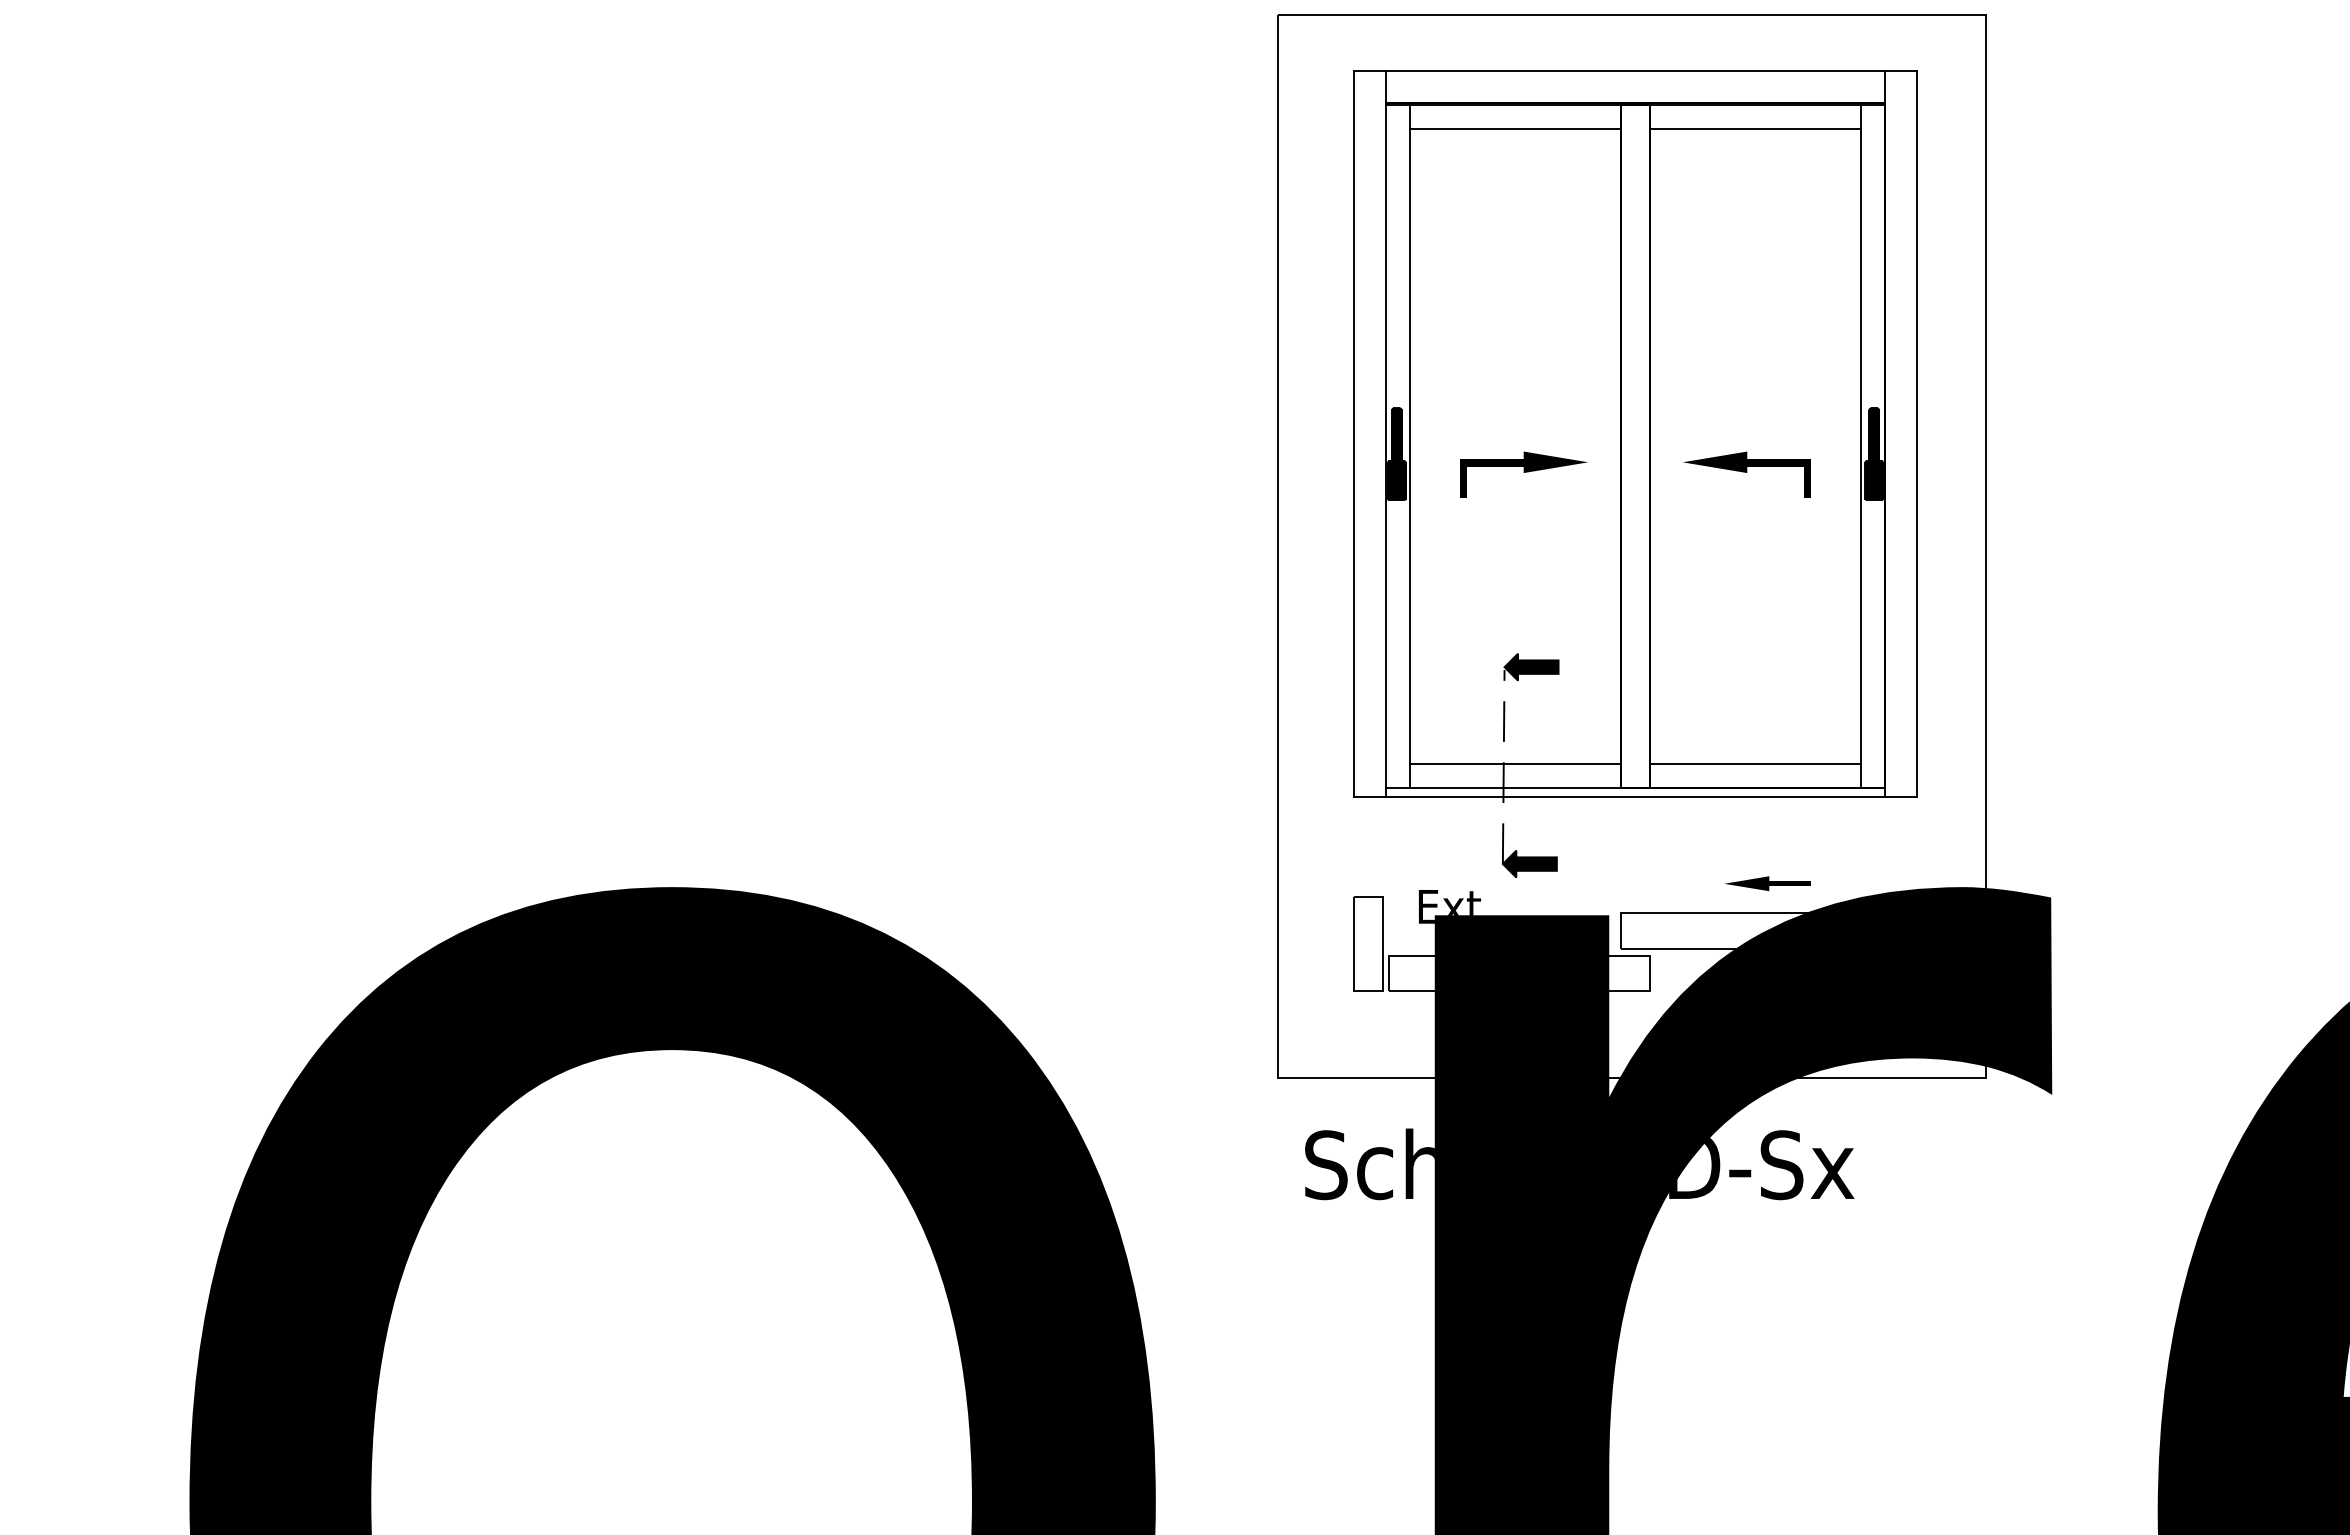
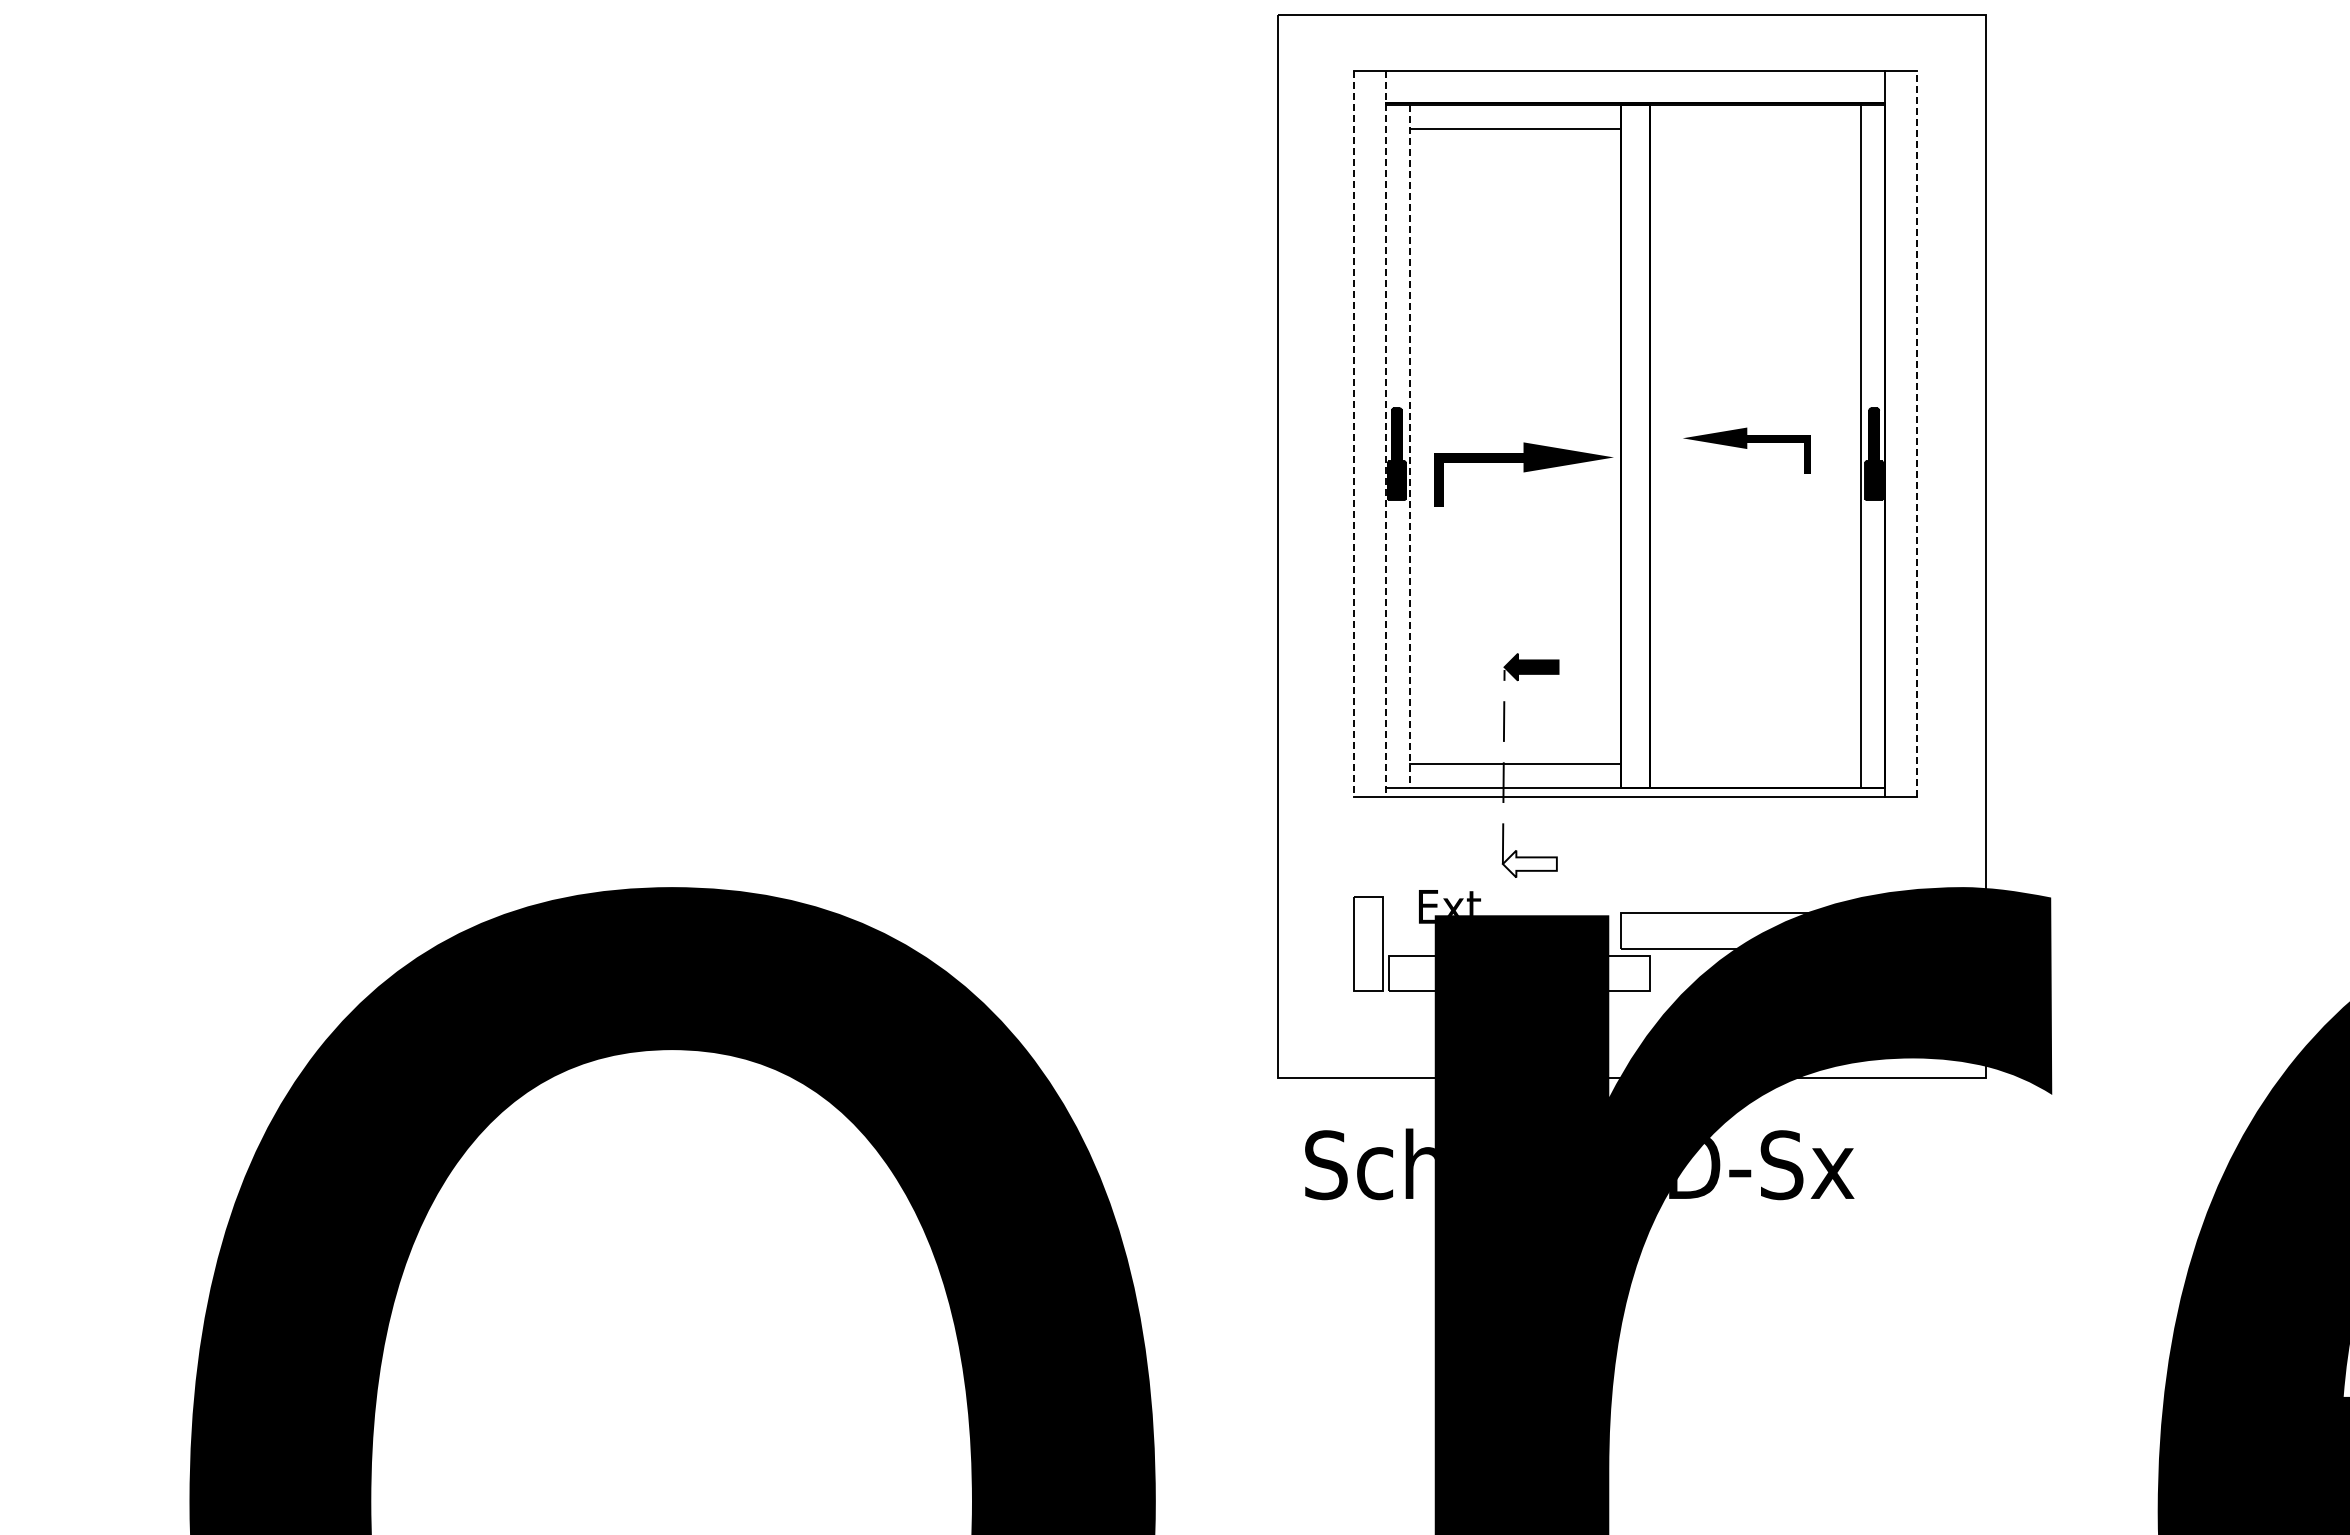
line: present -> none (1754, 129)
line: solid -> dashed (1354, 433)
line: solid -> dashed (1386, 433)
line: solid -> dashed (1916, 433)
line: solid -> dashed (1410, 446)
part size: 128x47 px -> 180x65 px (1523, 474)
part position: (1746, 474) -> (1746, 450) (1746, 450)
line: present -> none (1754, 763)
fill: present -> none (1529, 863)
part: present -> none (1767, 883)
